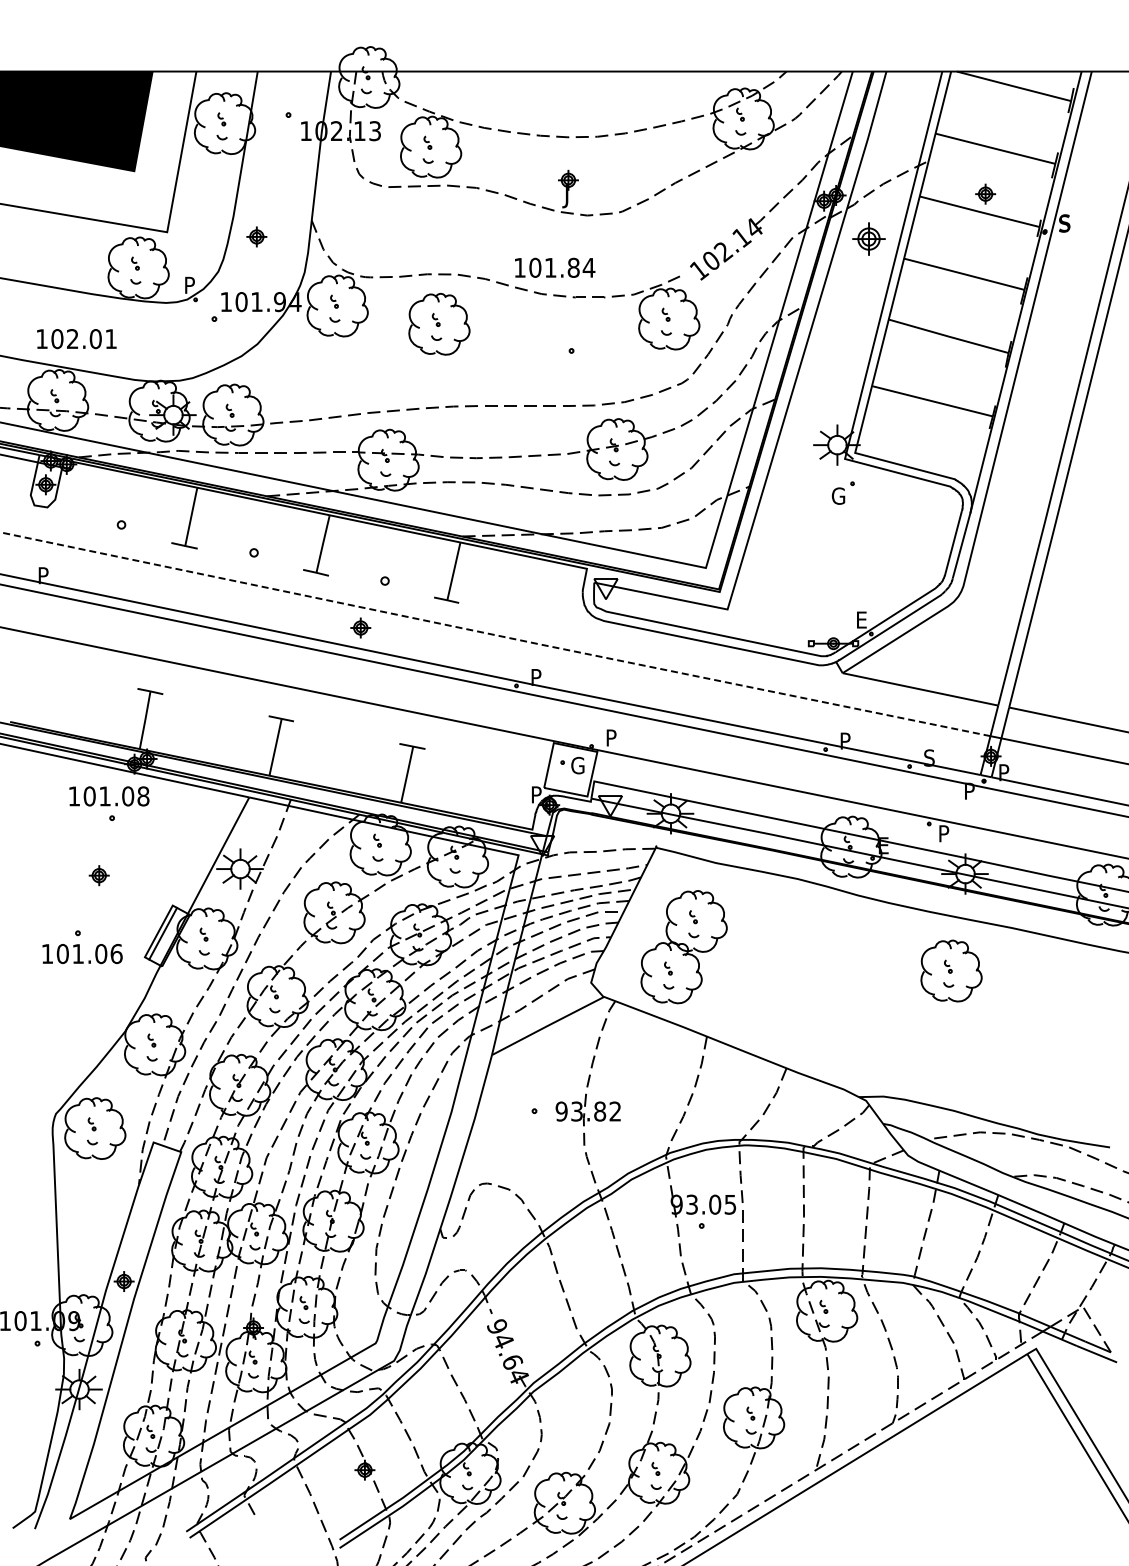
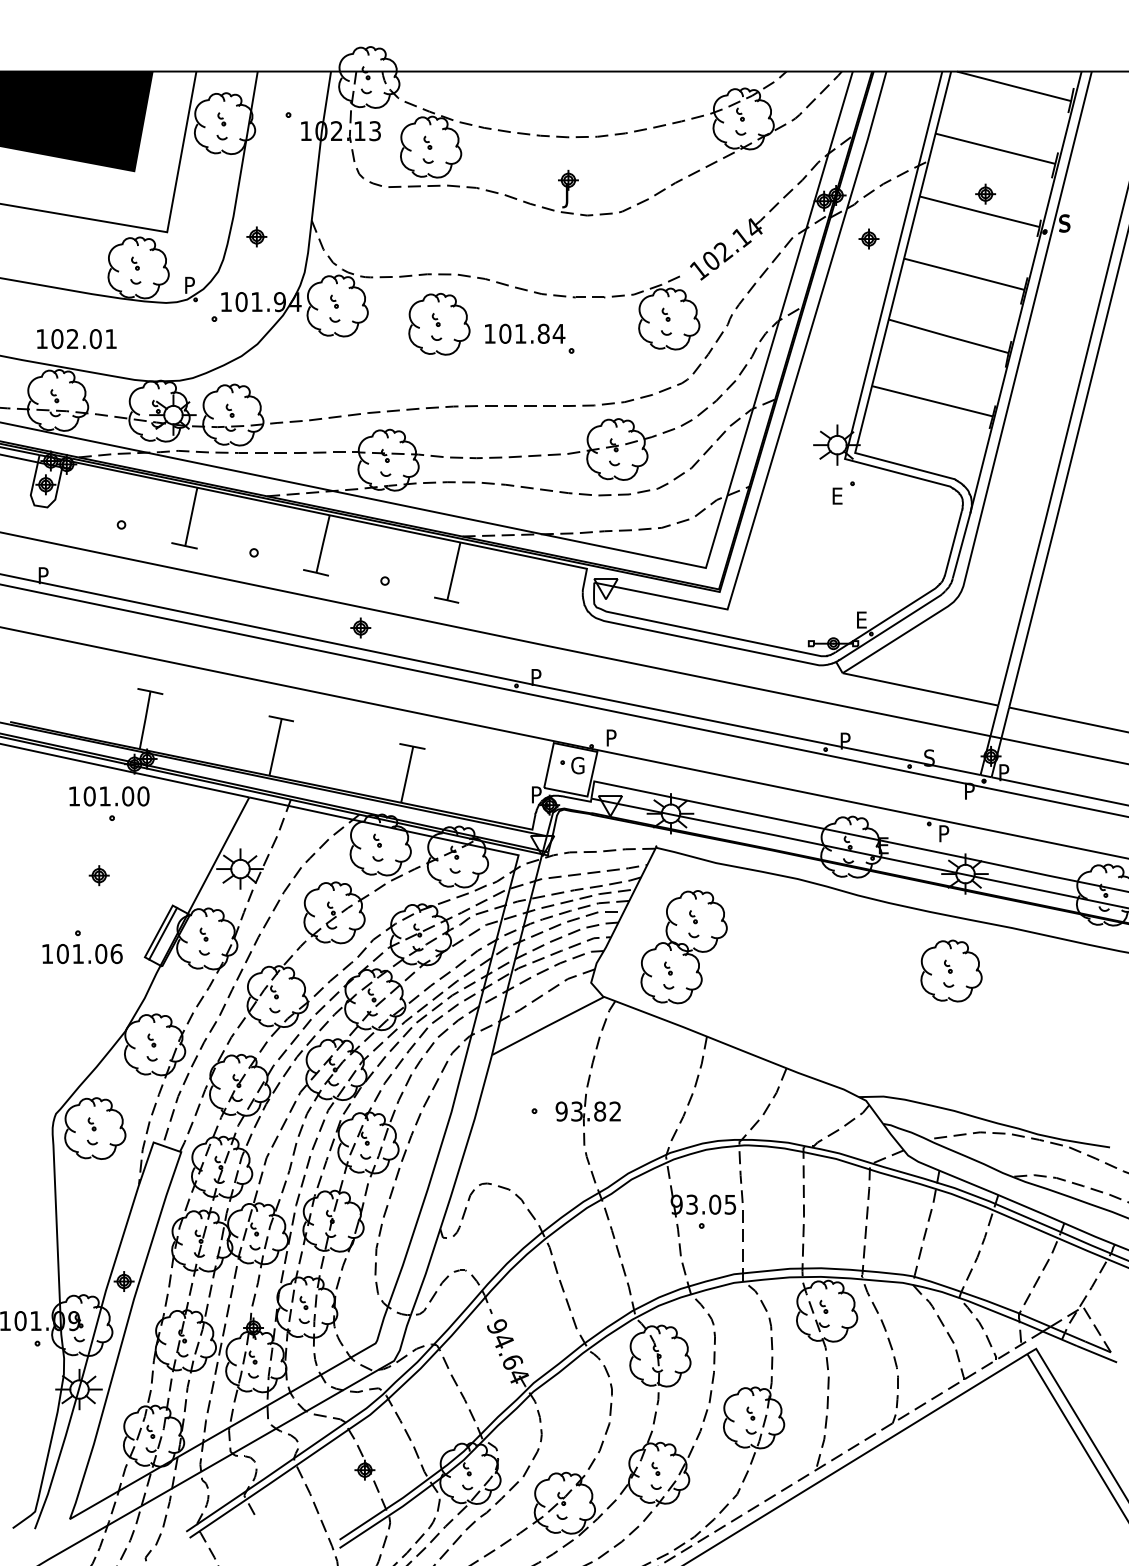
part size: 34x34 px -> 22x22 px (868, 238)
text position: (555, 267) -> (525, 333) (525, 333)
text: G -> E (838, 495)
line: dashed -> solid (495, 635)
text: 101.08 -> 101.00 (143, 796)
